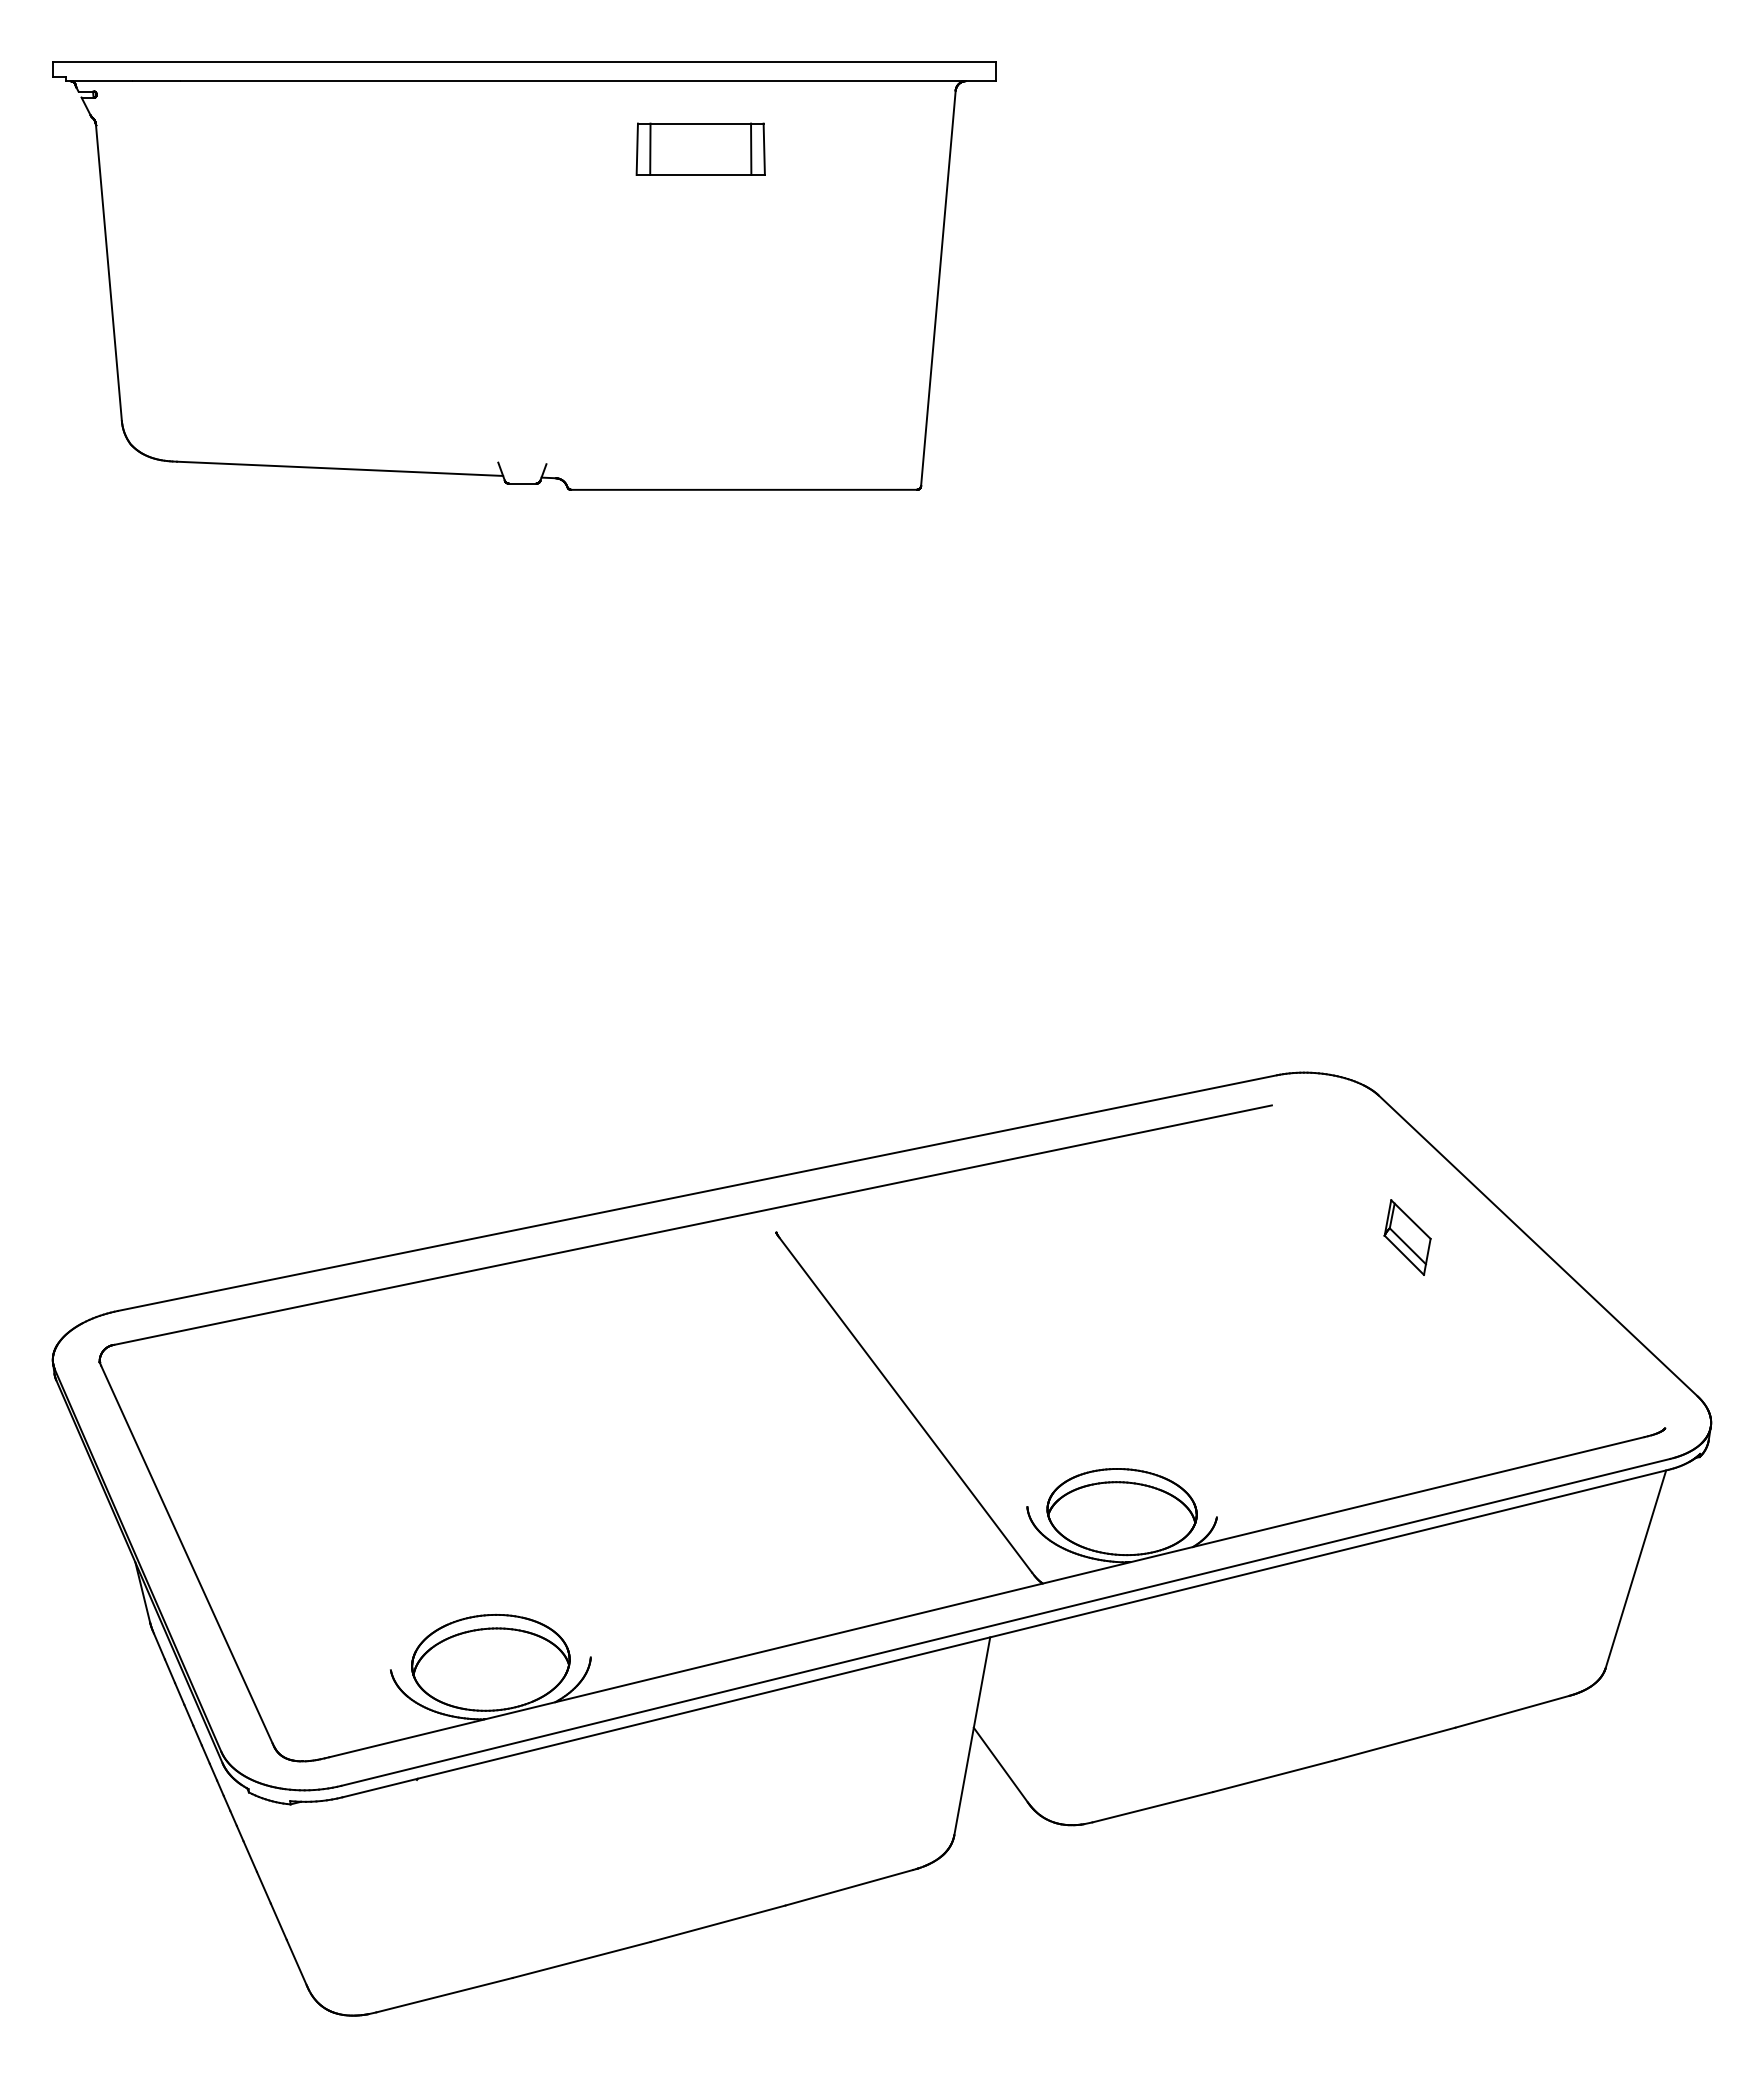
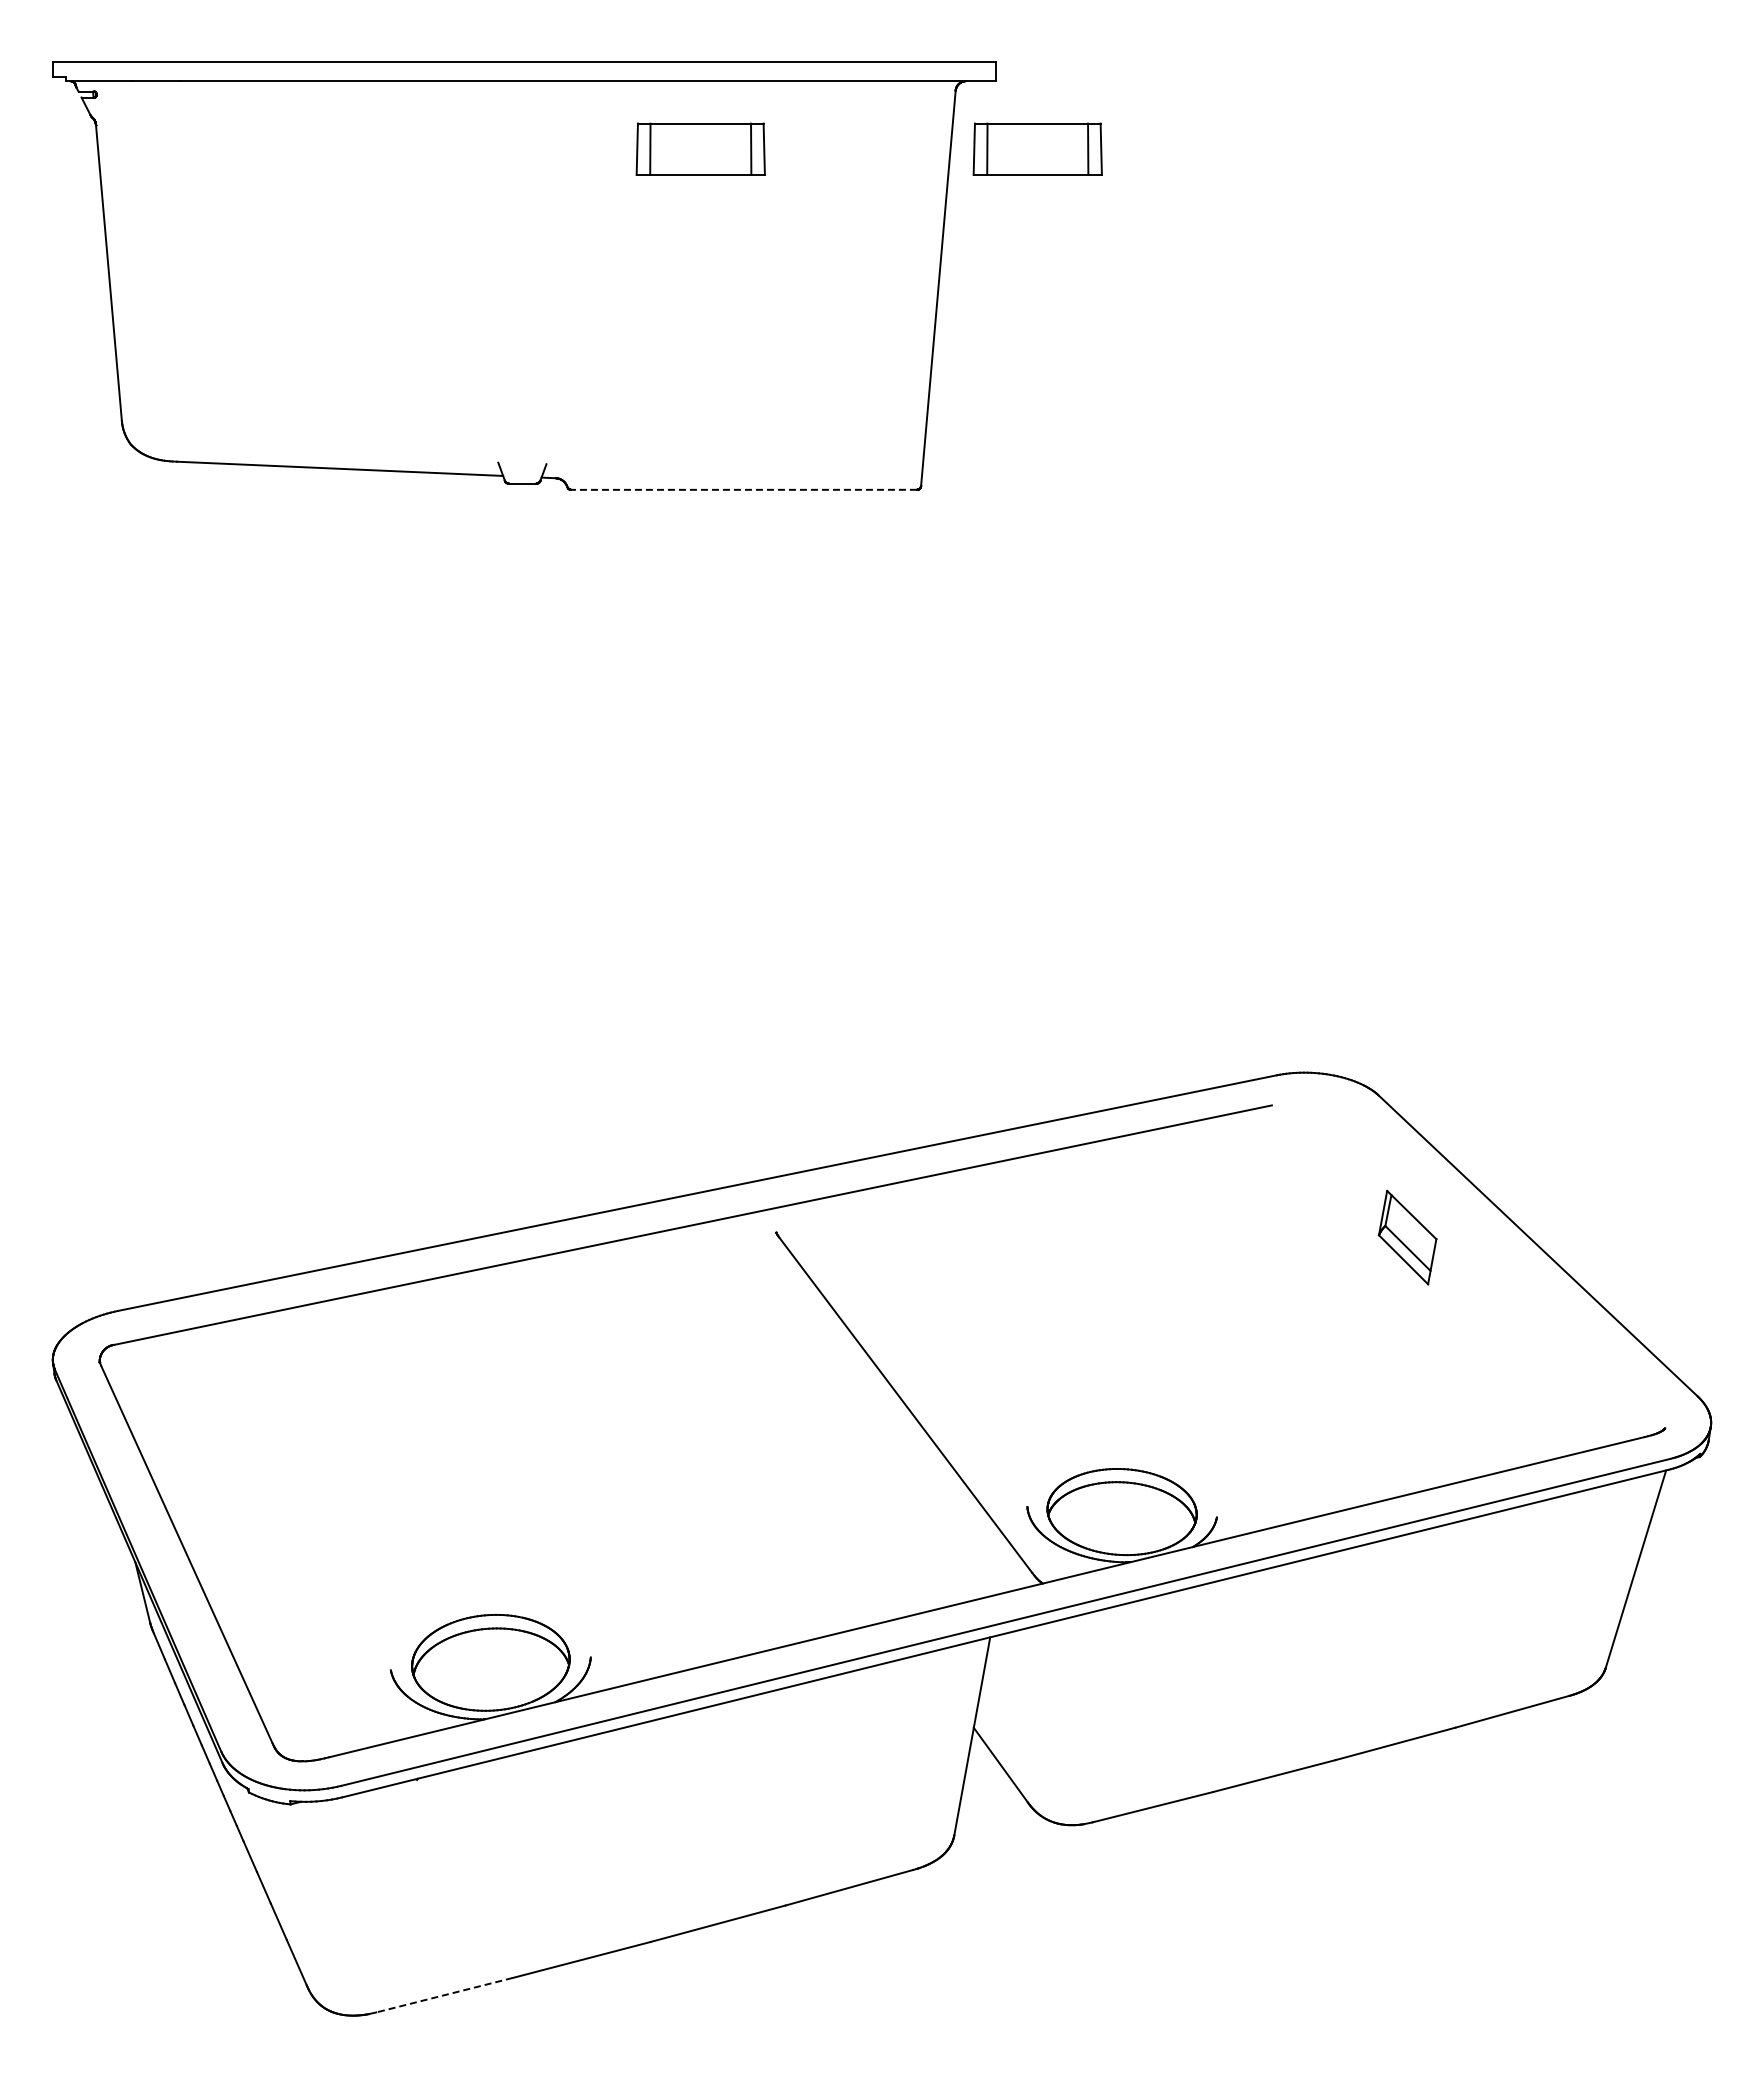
part: none -> present (1037, 148)
line: solid -> dashed (744, 489)
part size: 49x77 px -> 61x97 px (1407, 1237)
line: solid -> dashed (444, 1995)
